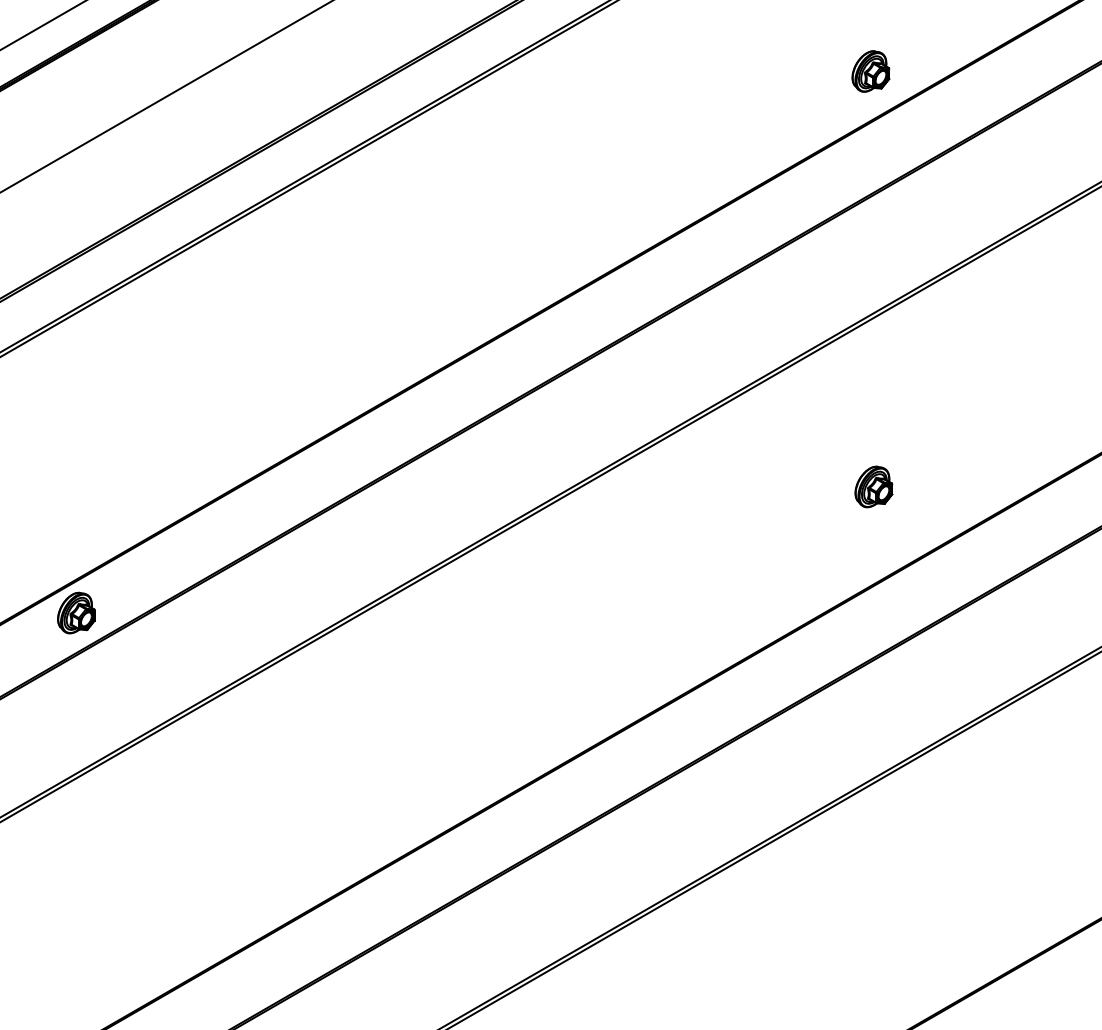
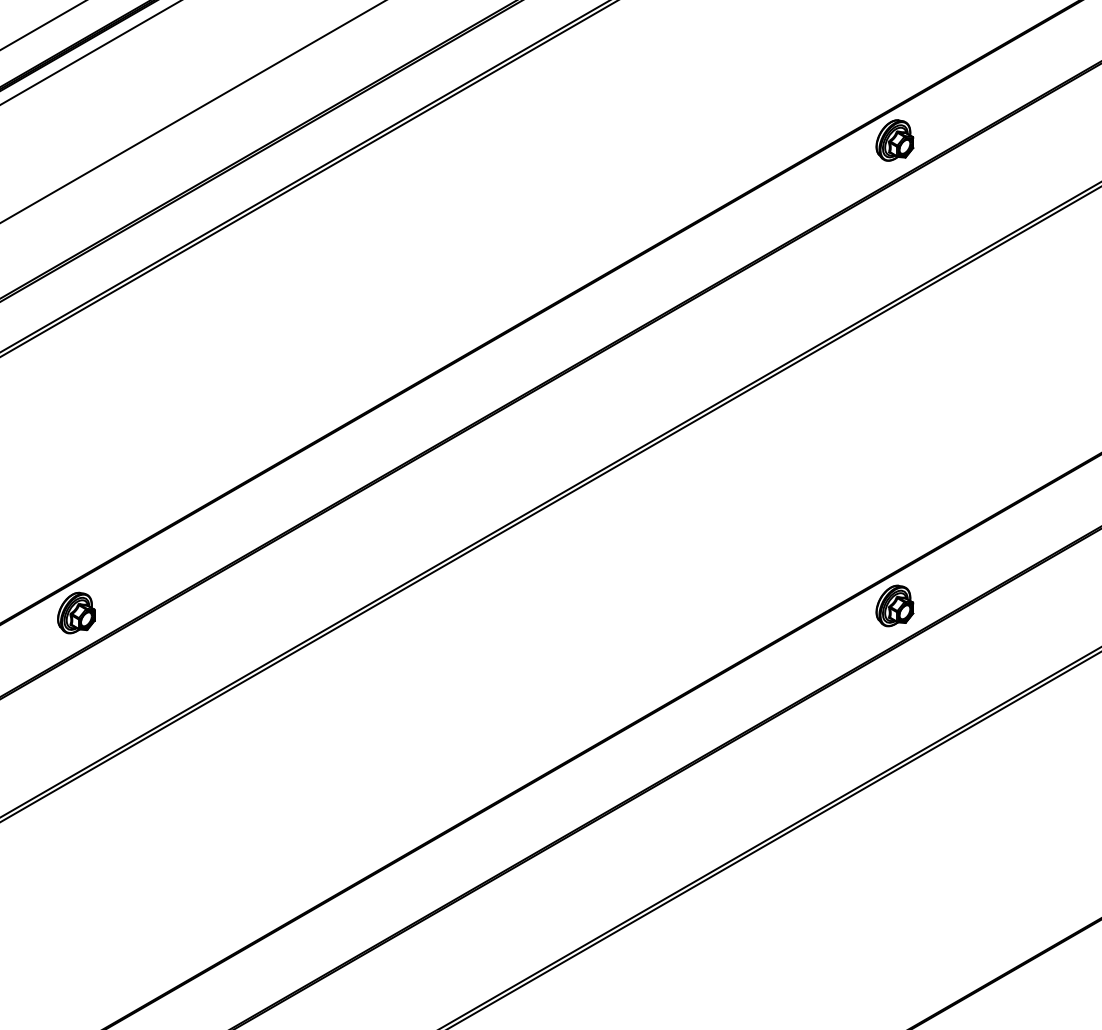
line: none -> present (90, 52)
part position: (870, 71) -> (894, 140) (894, 140)
line position: (166, 96) -> (192, 111) (192, 111)
part position: (873, 486) -> (894, 605) (894, 605)
